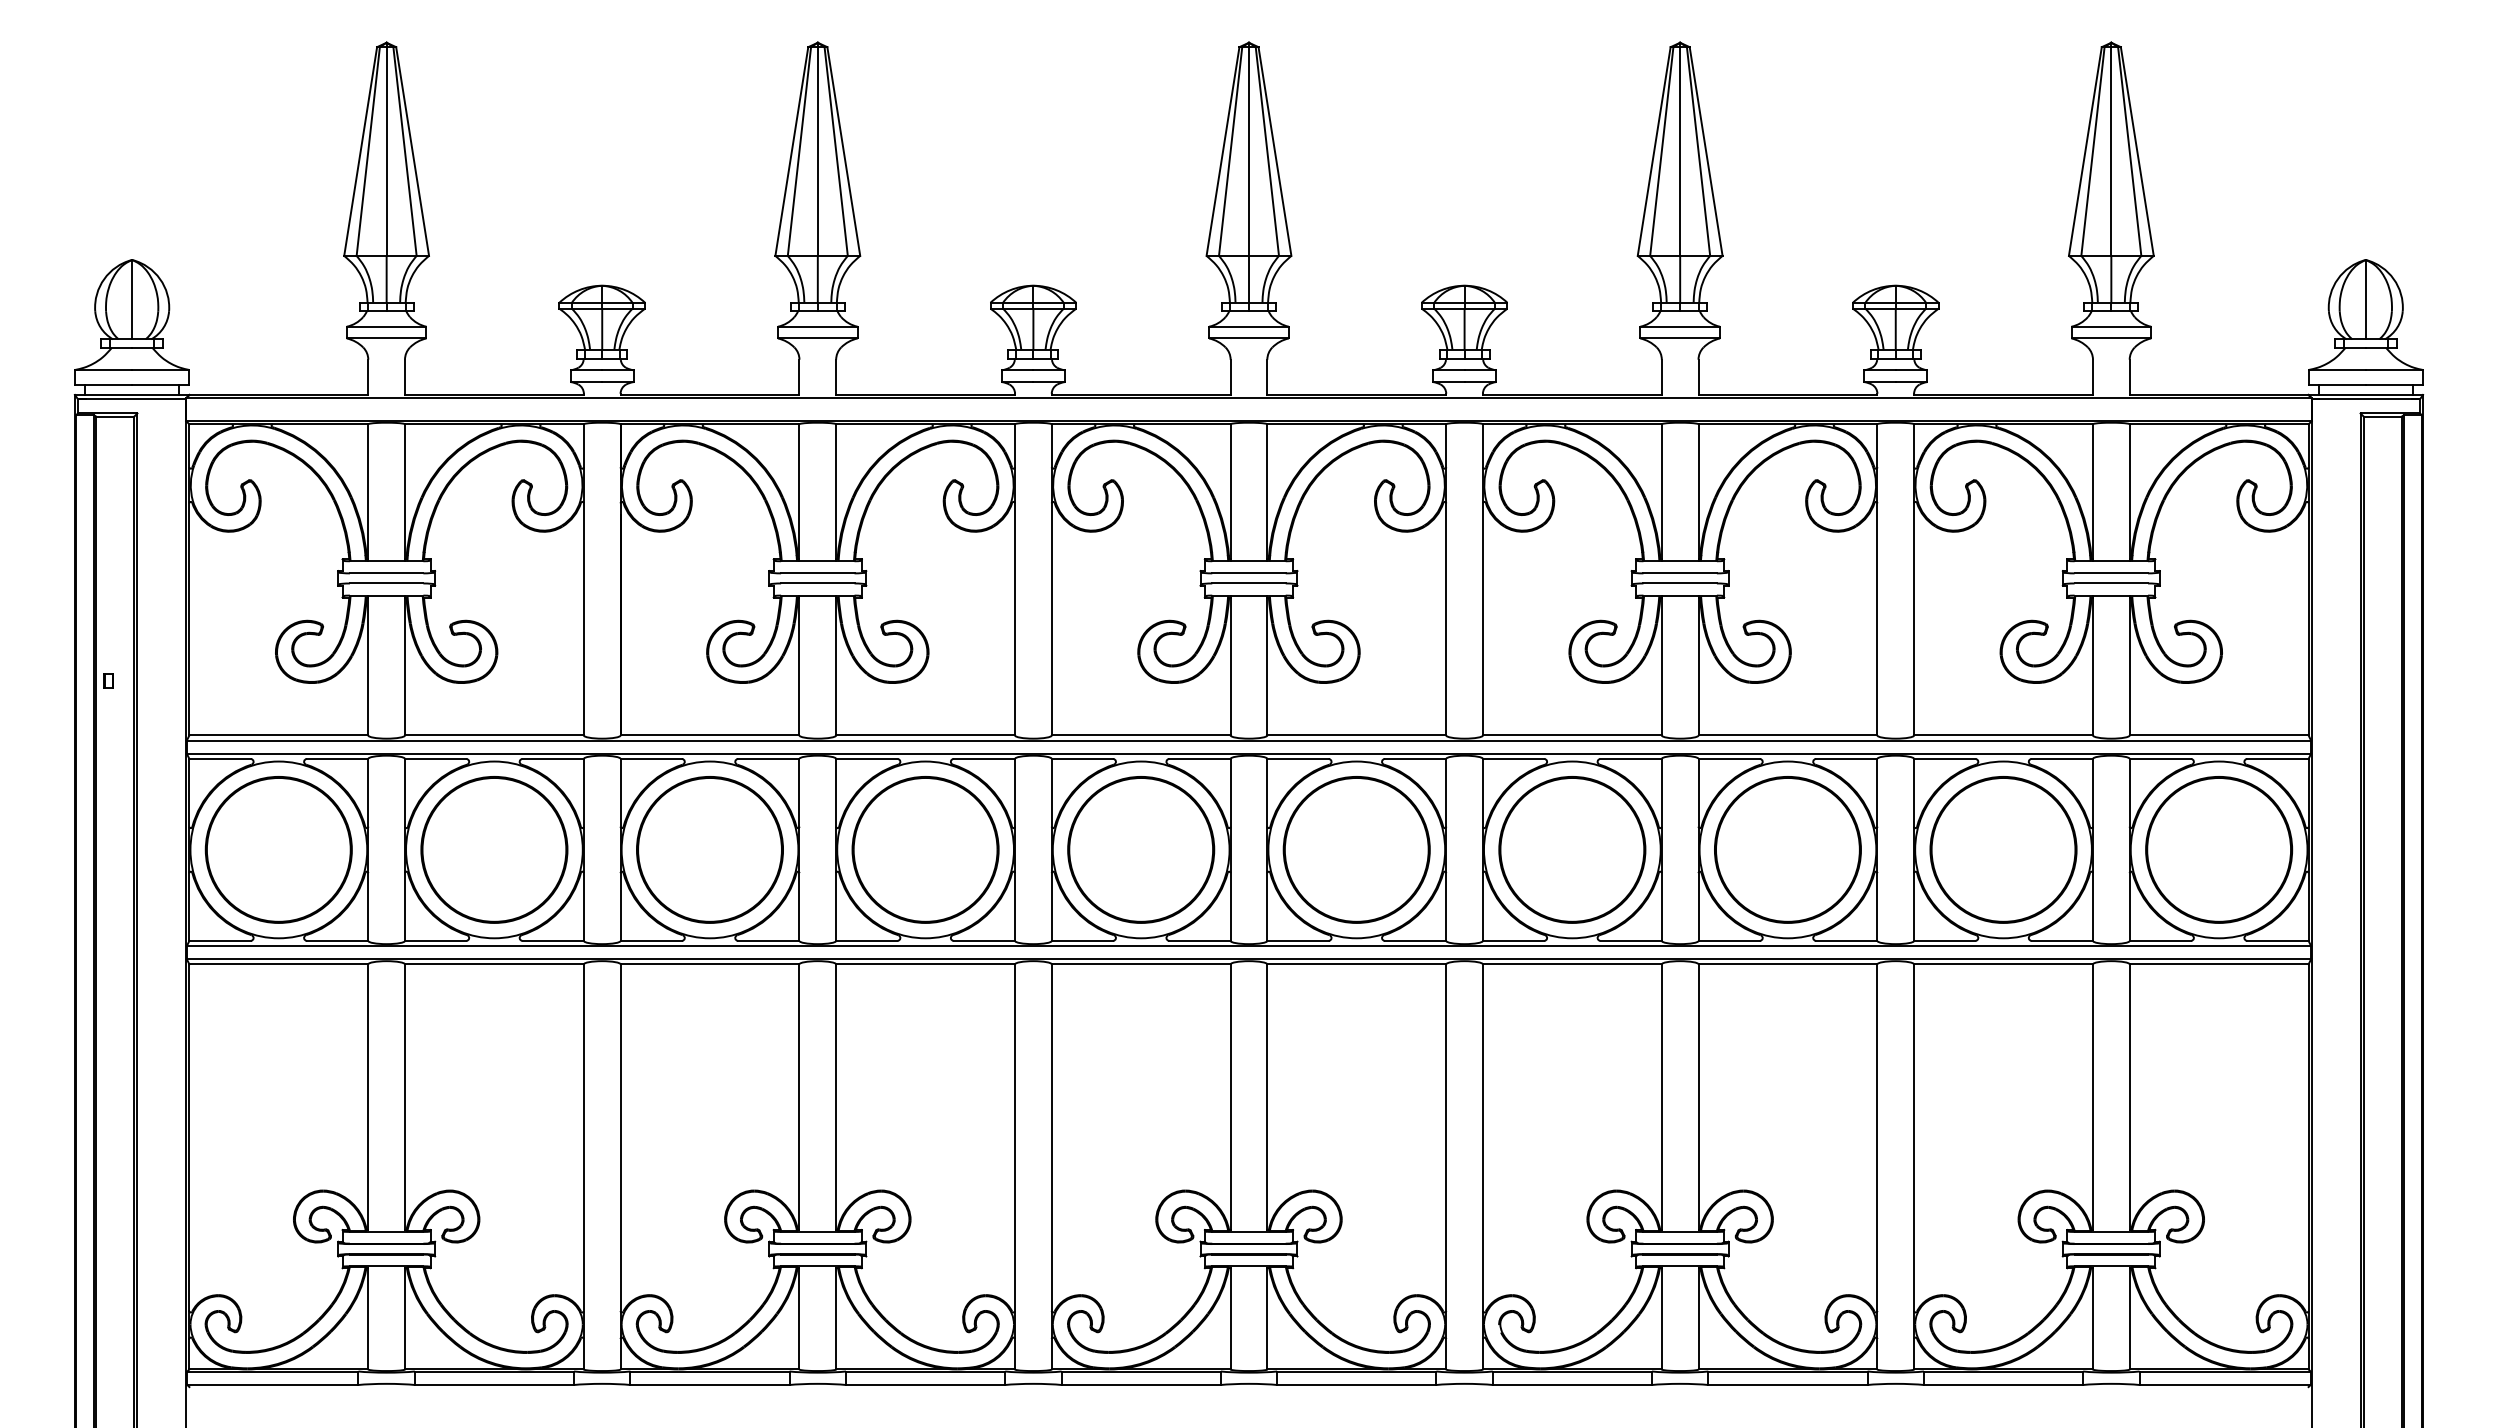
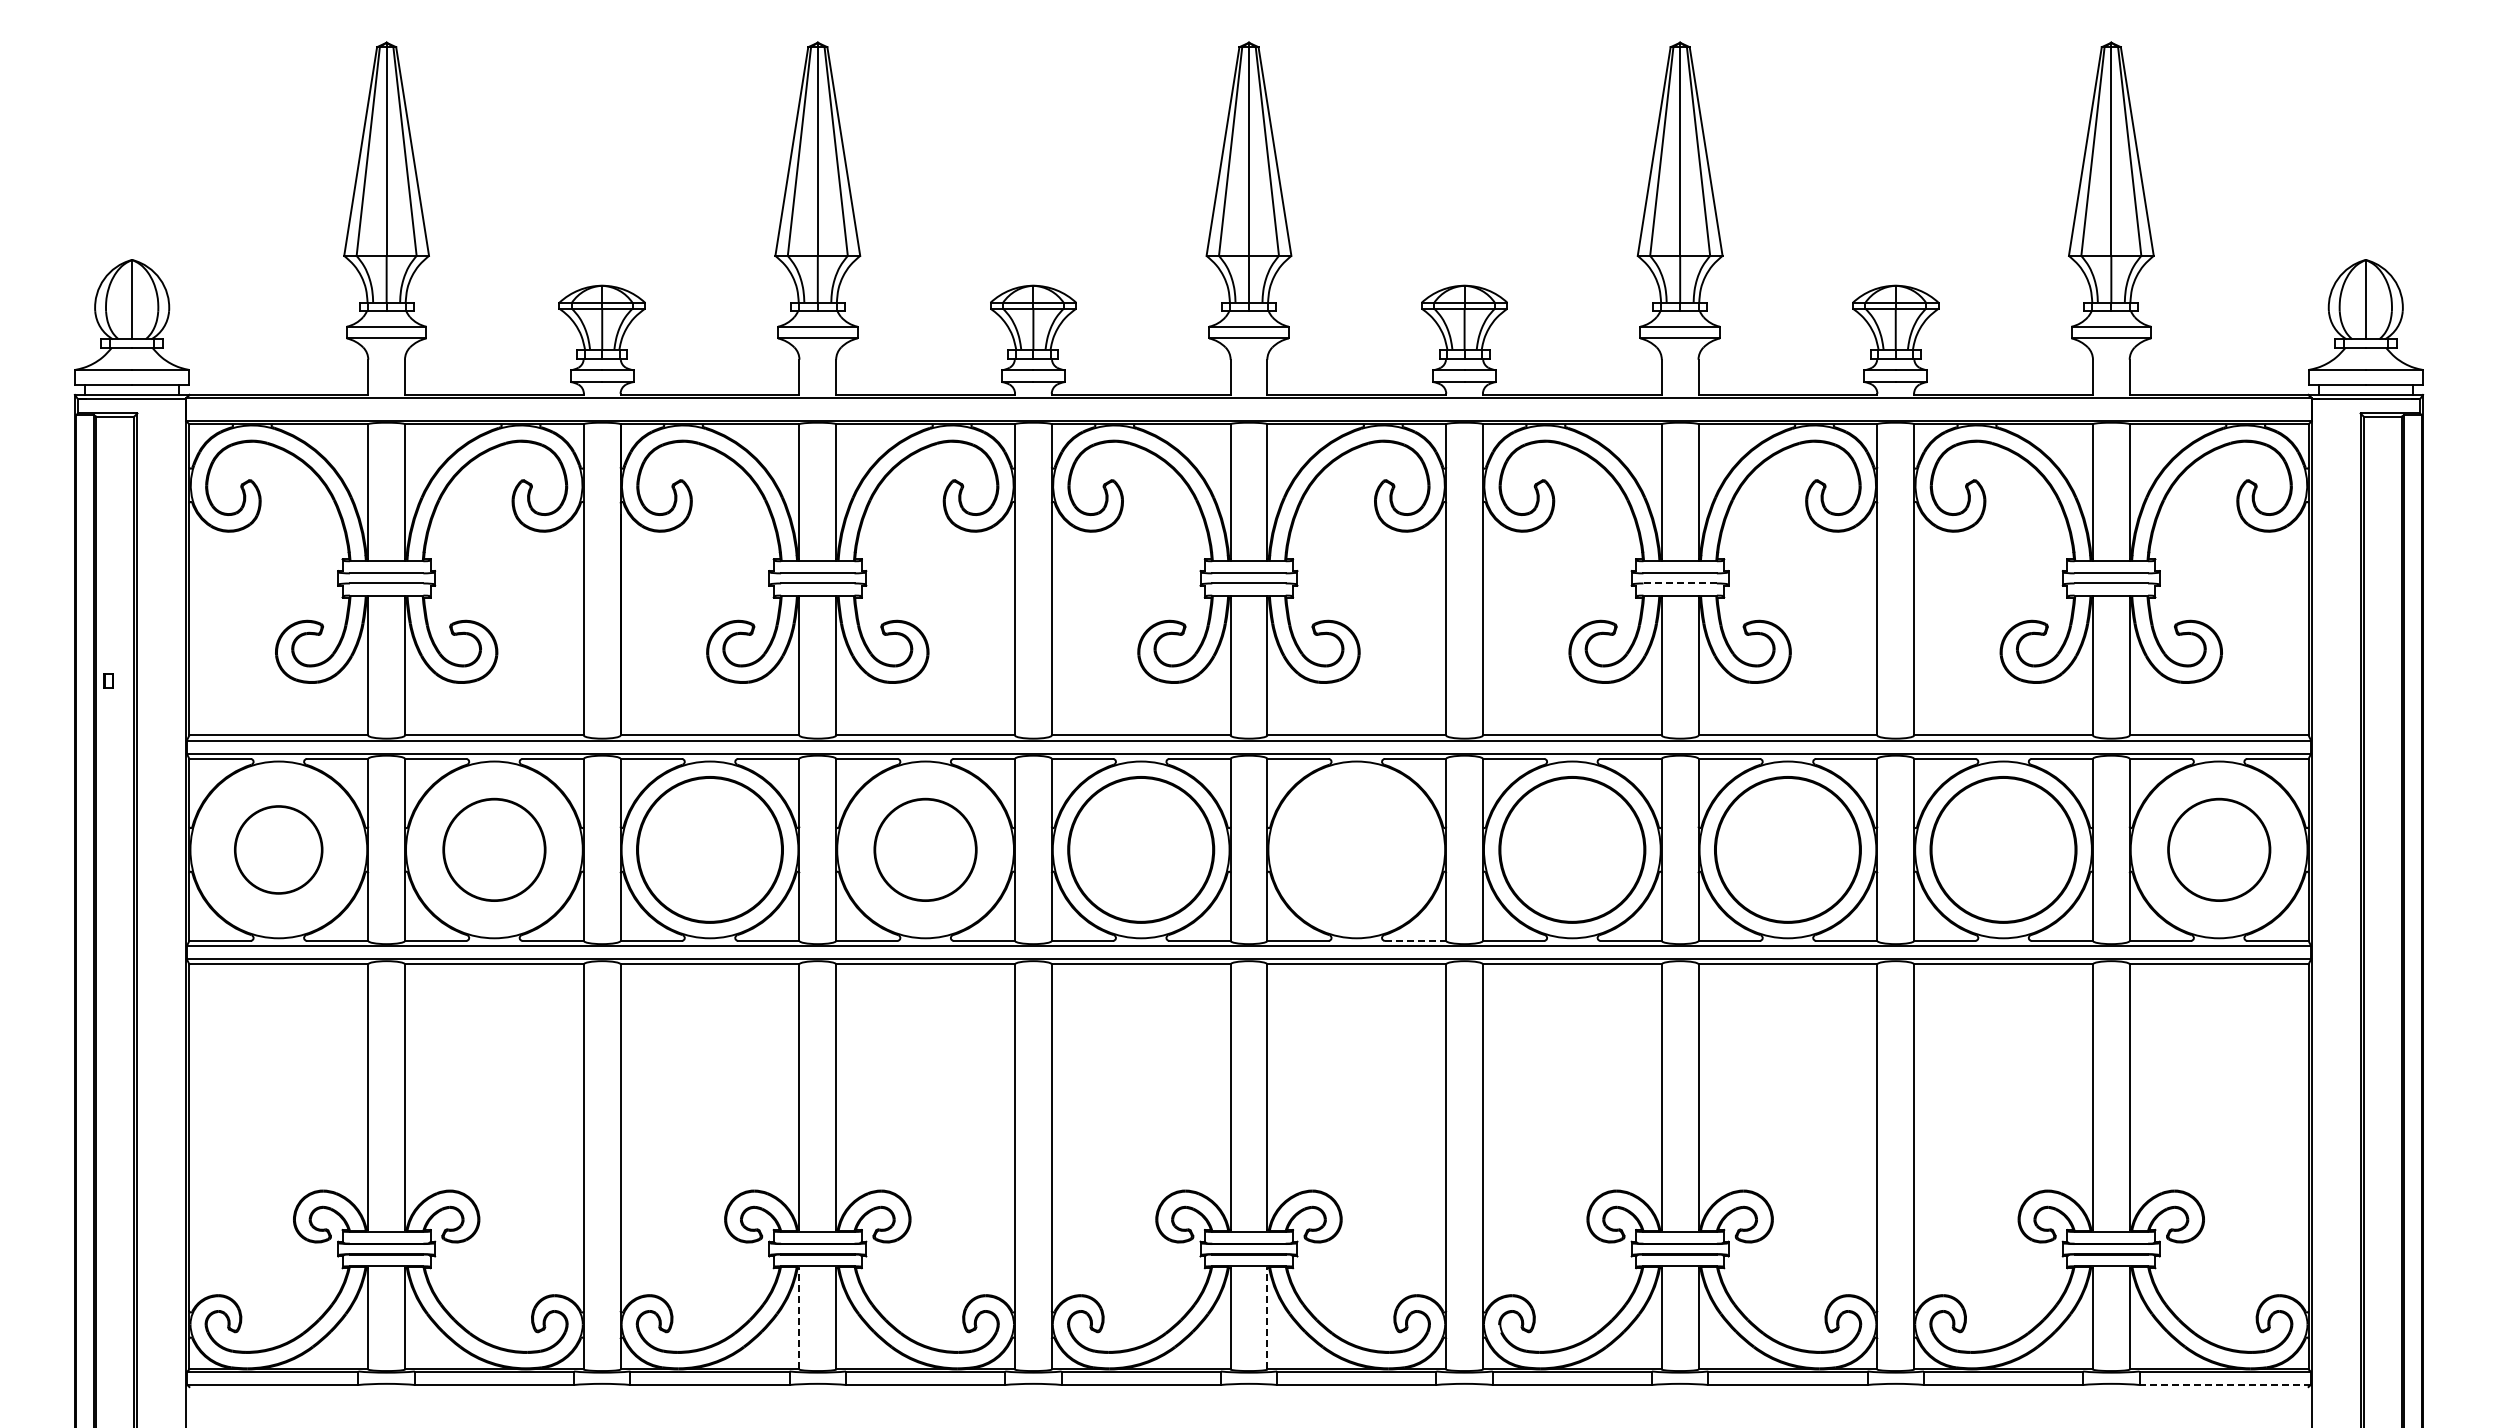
line: solid -> dashed (1680, 583)
part size: 149x148 px -> 90x90 px (278, 849)
circle size: 149x148 px -> 105x105 px (494, 849)
circle size: 149x148 px -> 105x105 px (925, 849)
circle: present -> none (1356, 849)
part size: 149x148 px -> 105x105 px (2219, 849)
line: solid -> dashed (1415, 940)
line: solid -> dashed (799, 1318)
line: solid -> dashed (1267, 1318)
line: solid -> dashed (2225, 1385)
